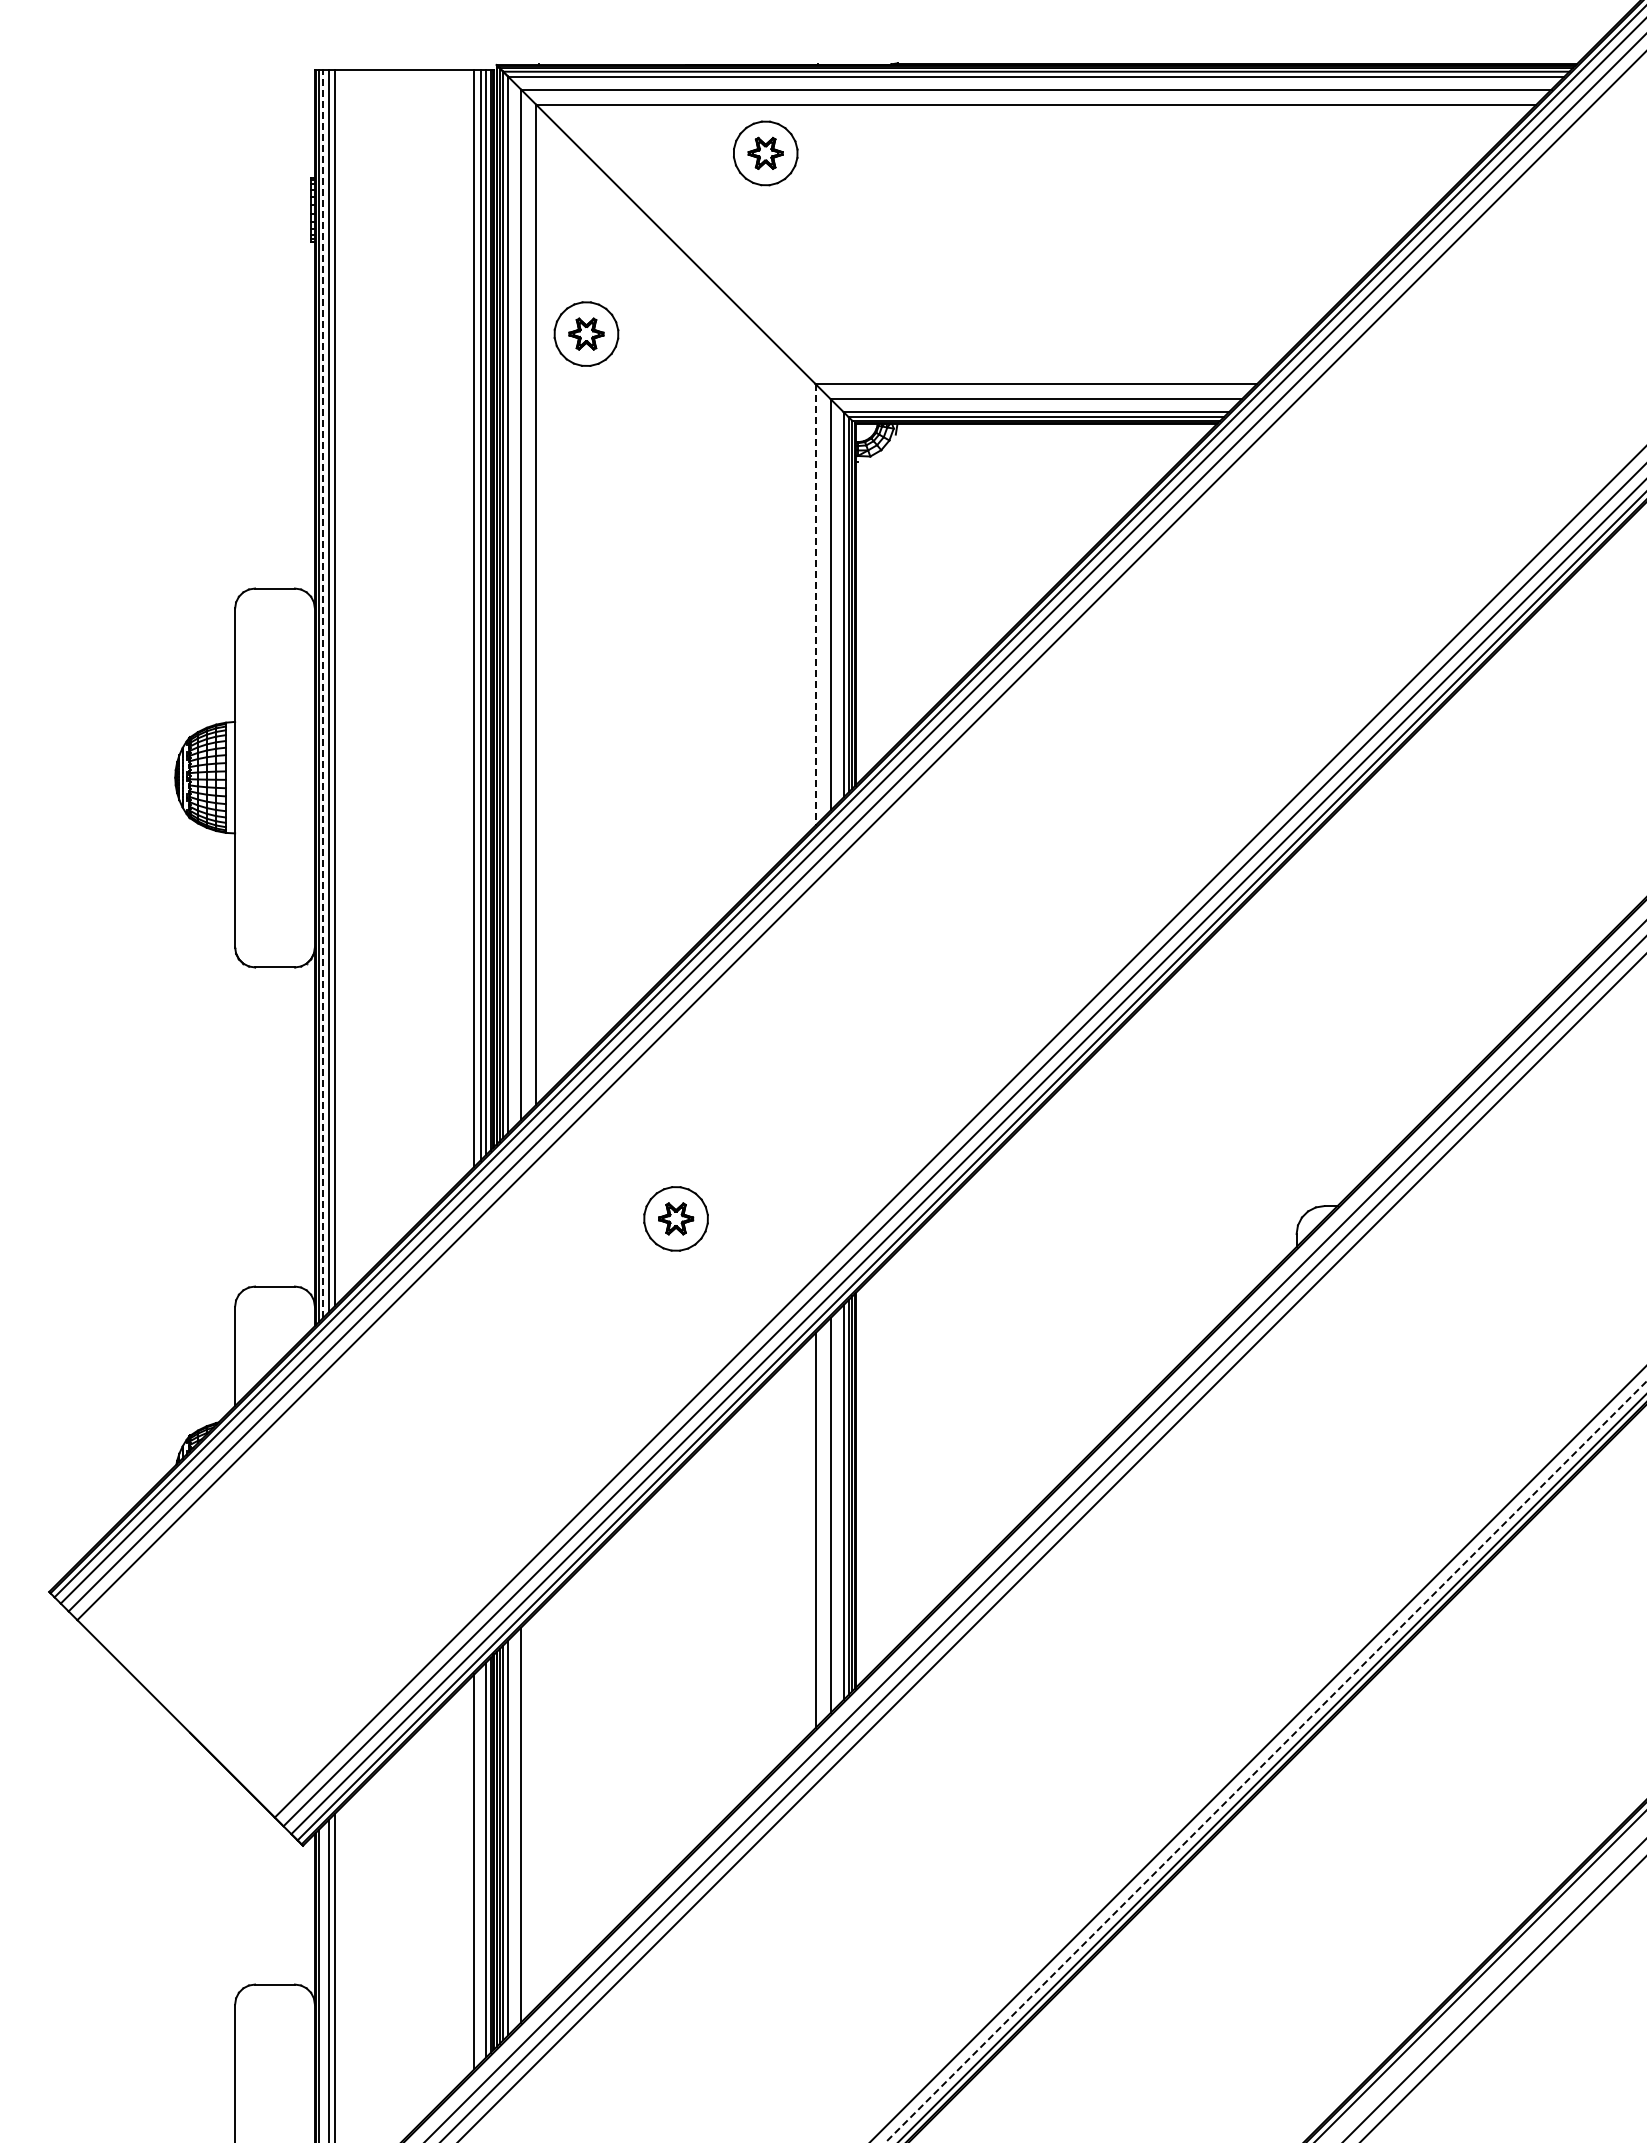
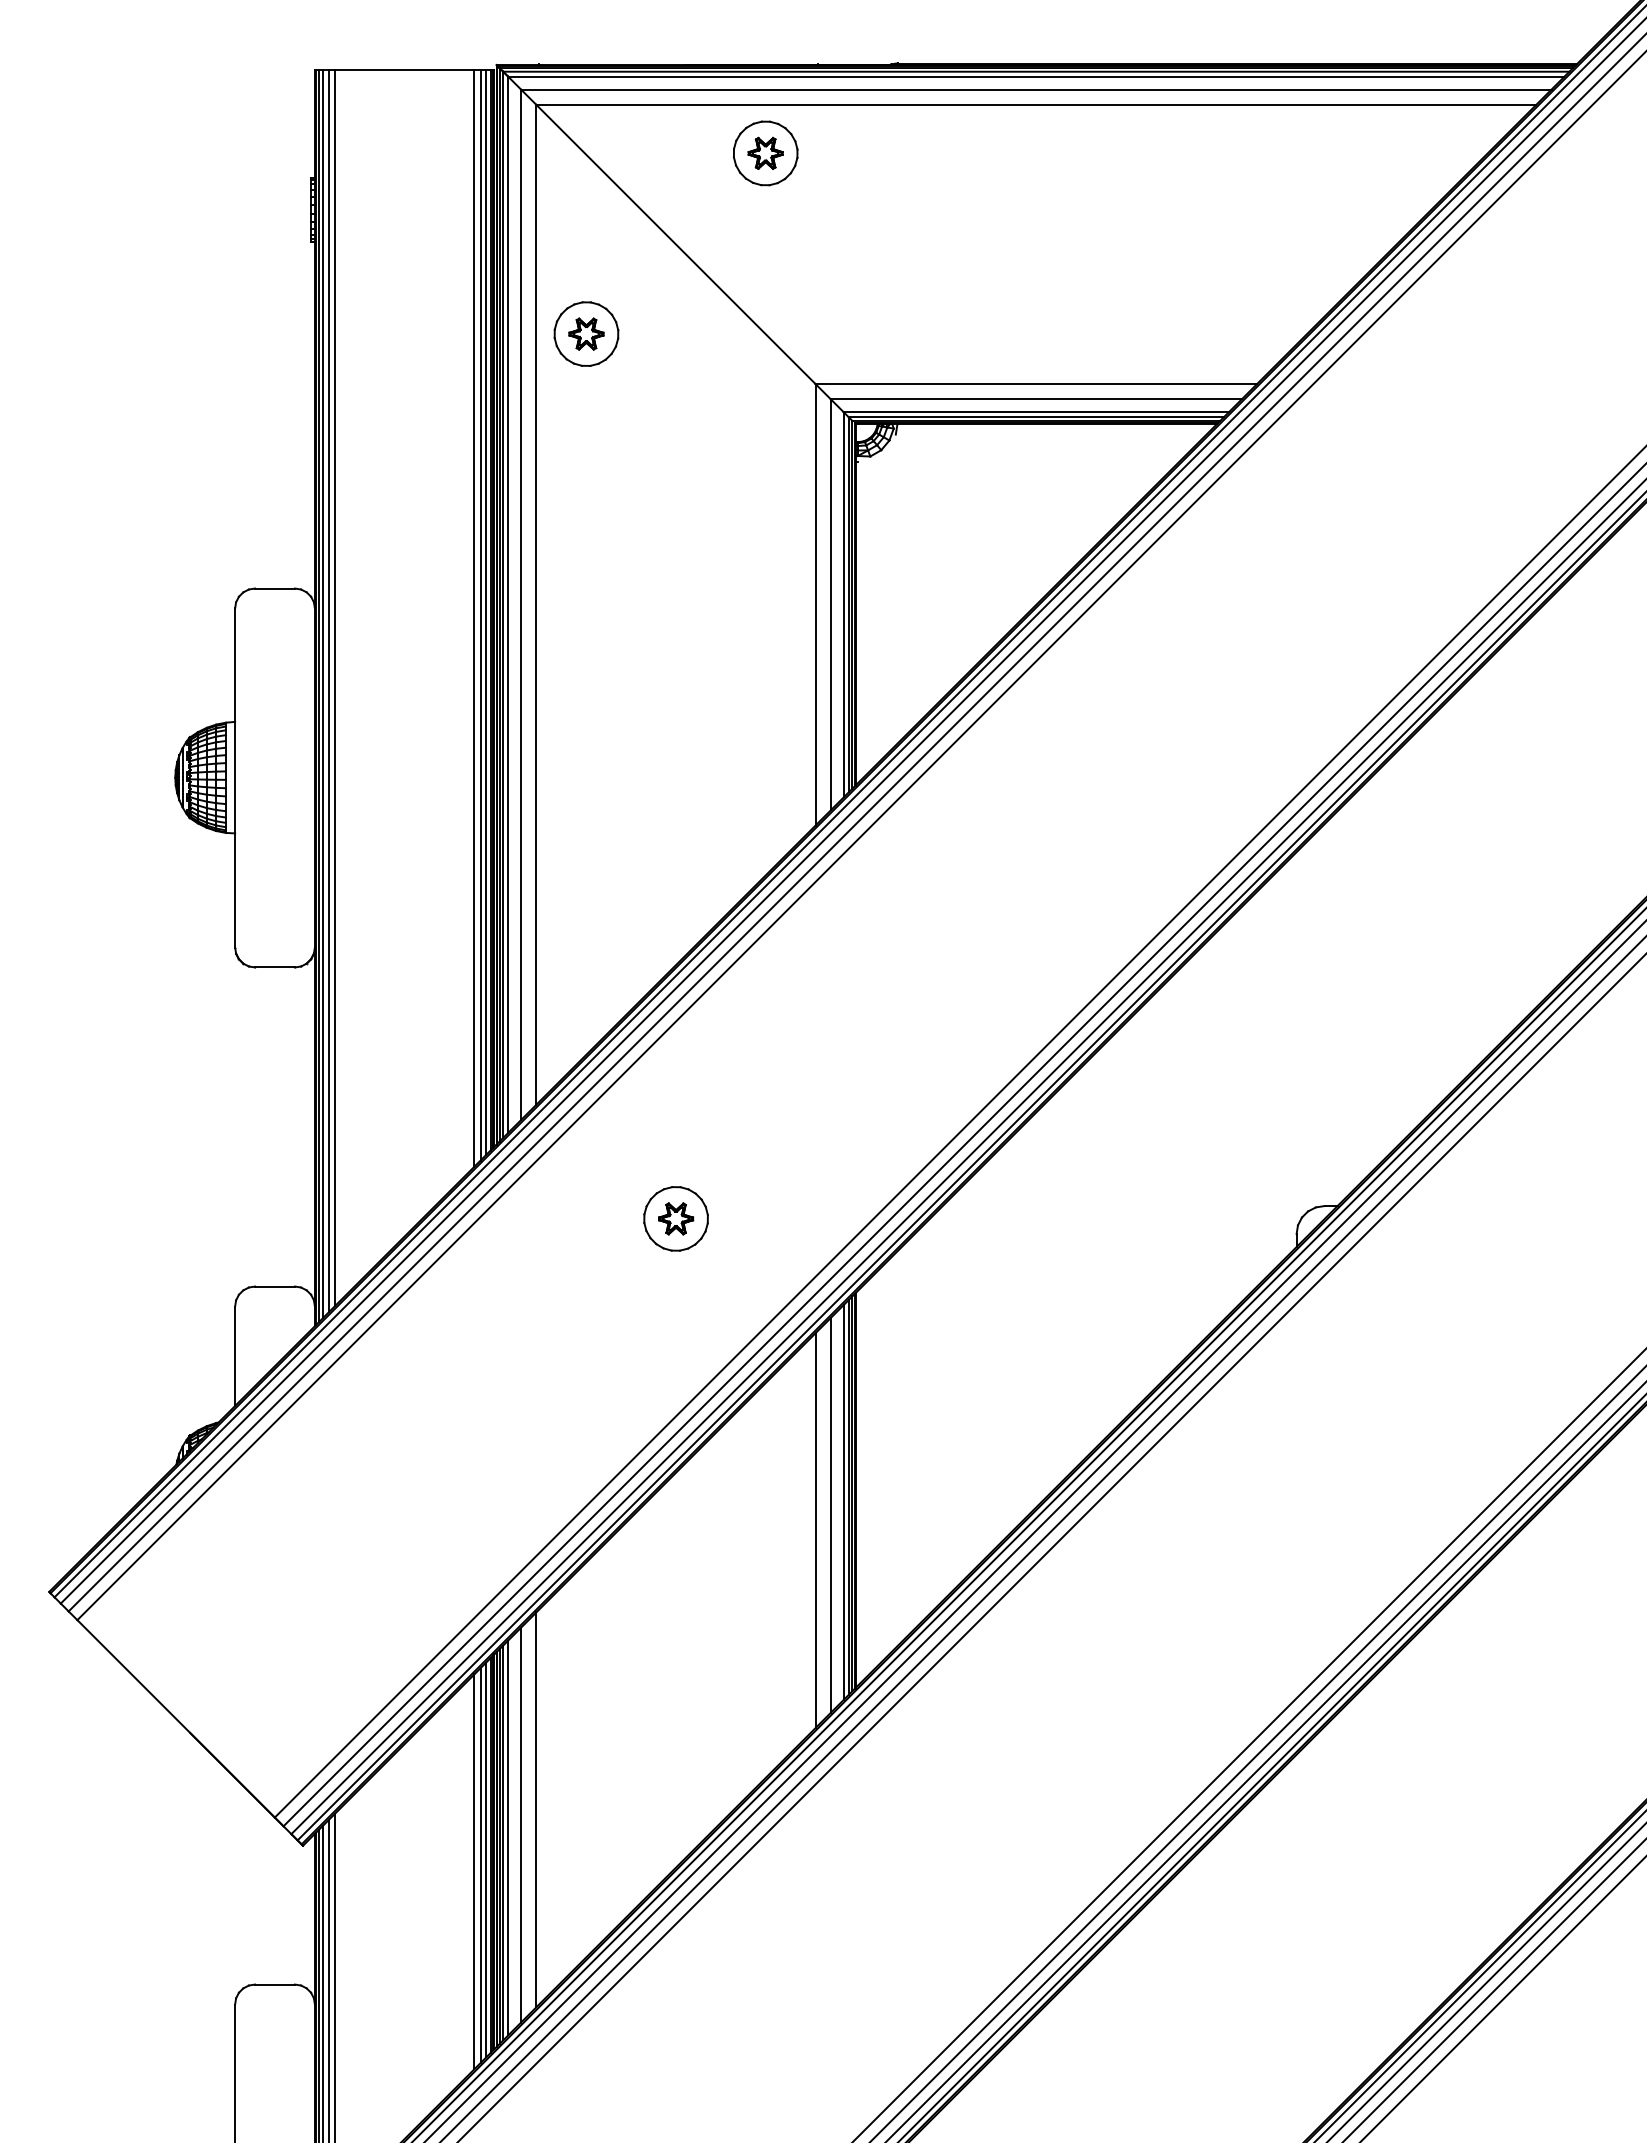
line: dashed -> solid (815, 604)
line: dashed -> solid (323, 694)
line: none -> present (1028, 1524)
line: none -> present (1249, 1745)
line: dashed -> solid (1265, 1762)
line: none -> present (536, 1809)
line: none -> present (480, 1865)
line: none -> present (323, 1982)
line: none -> present (1486, 1982)
